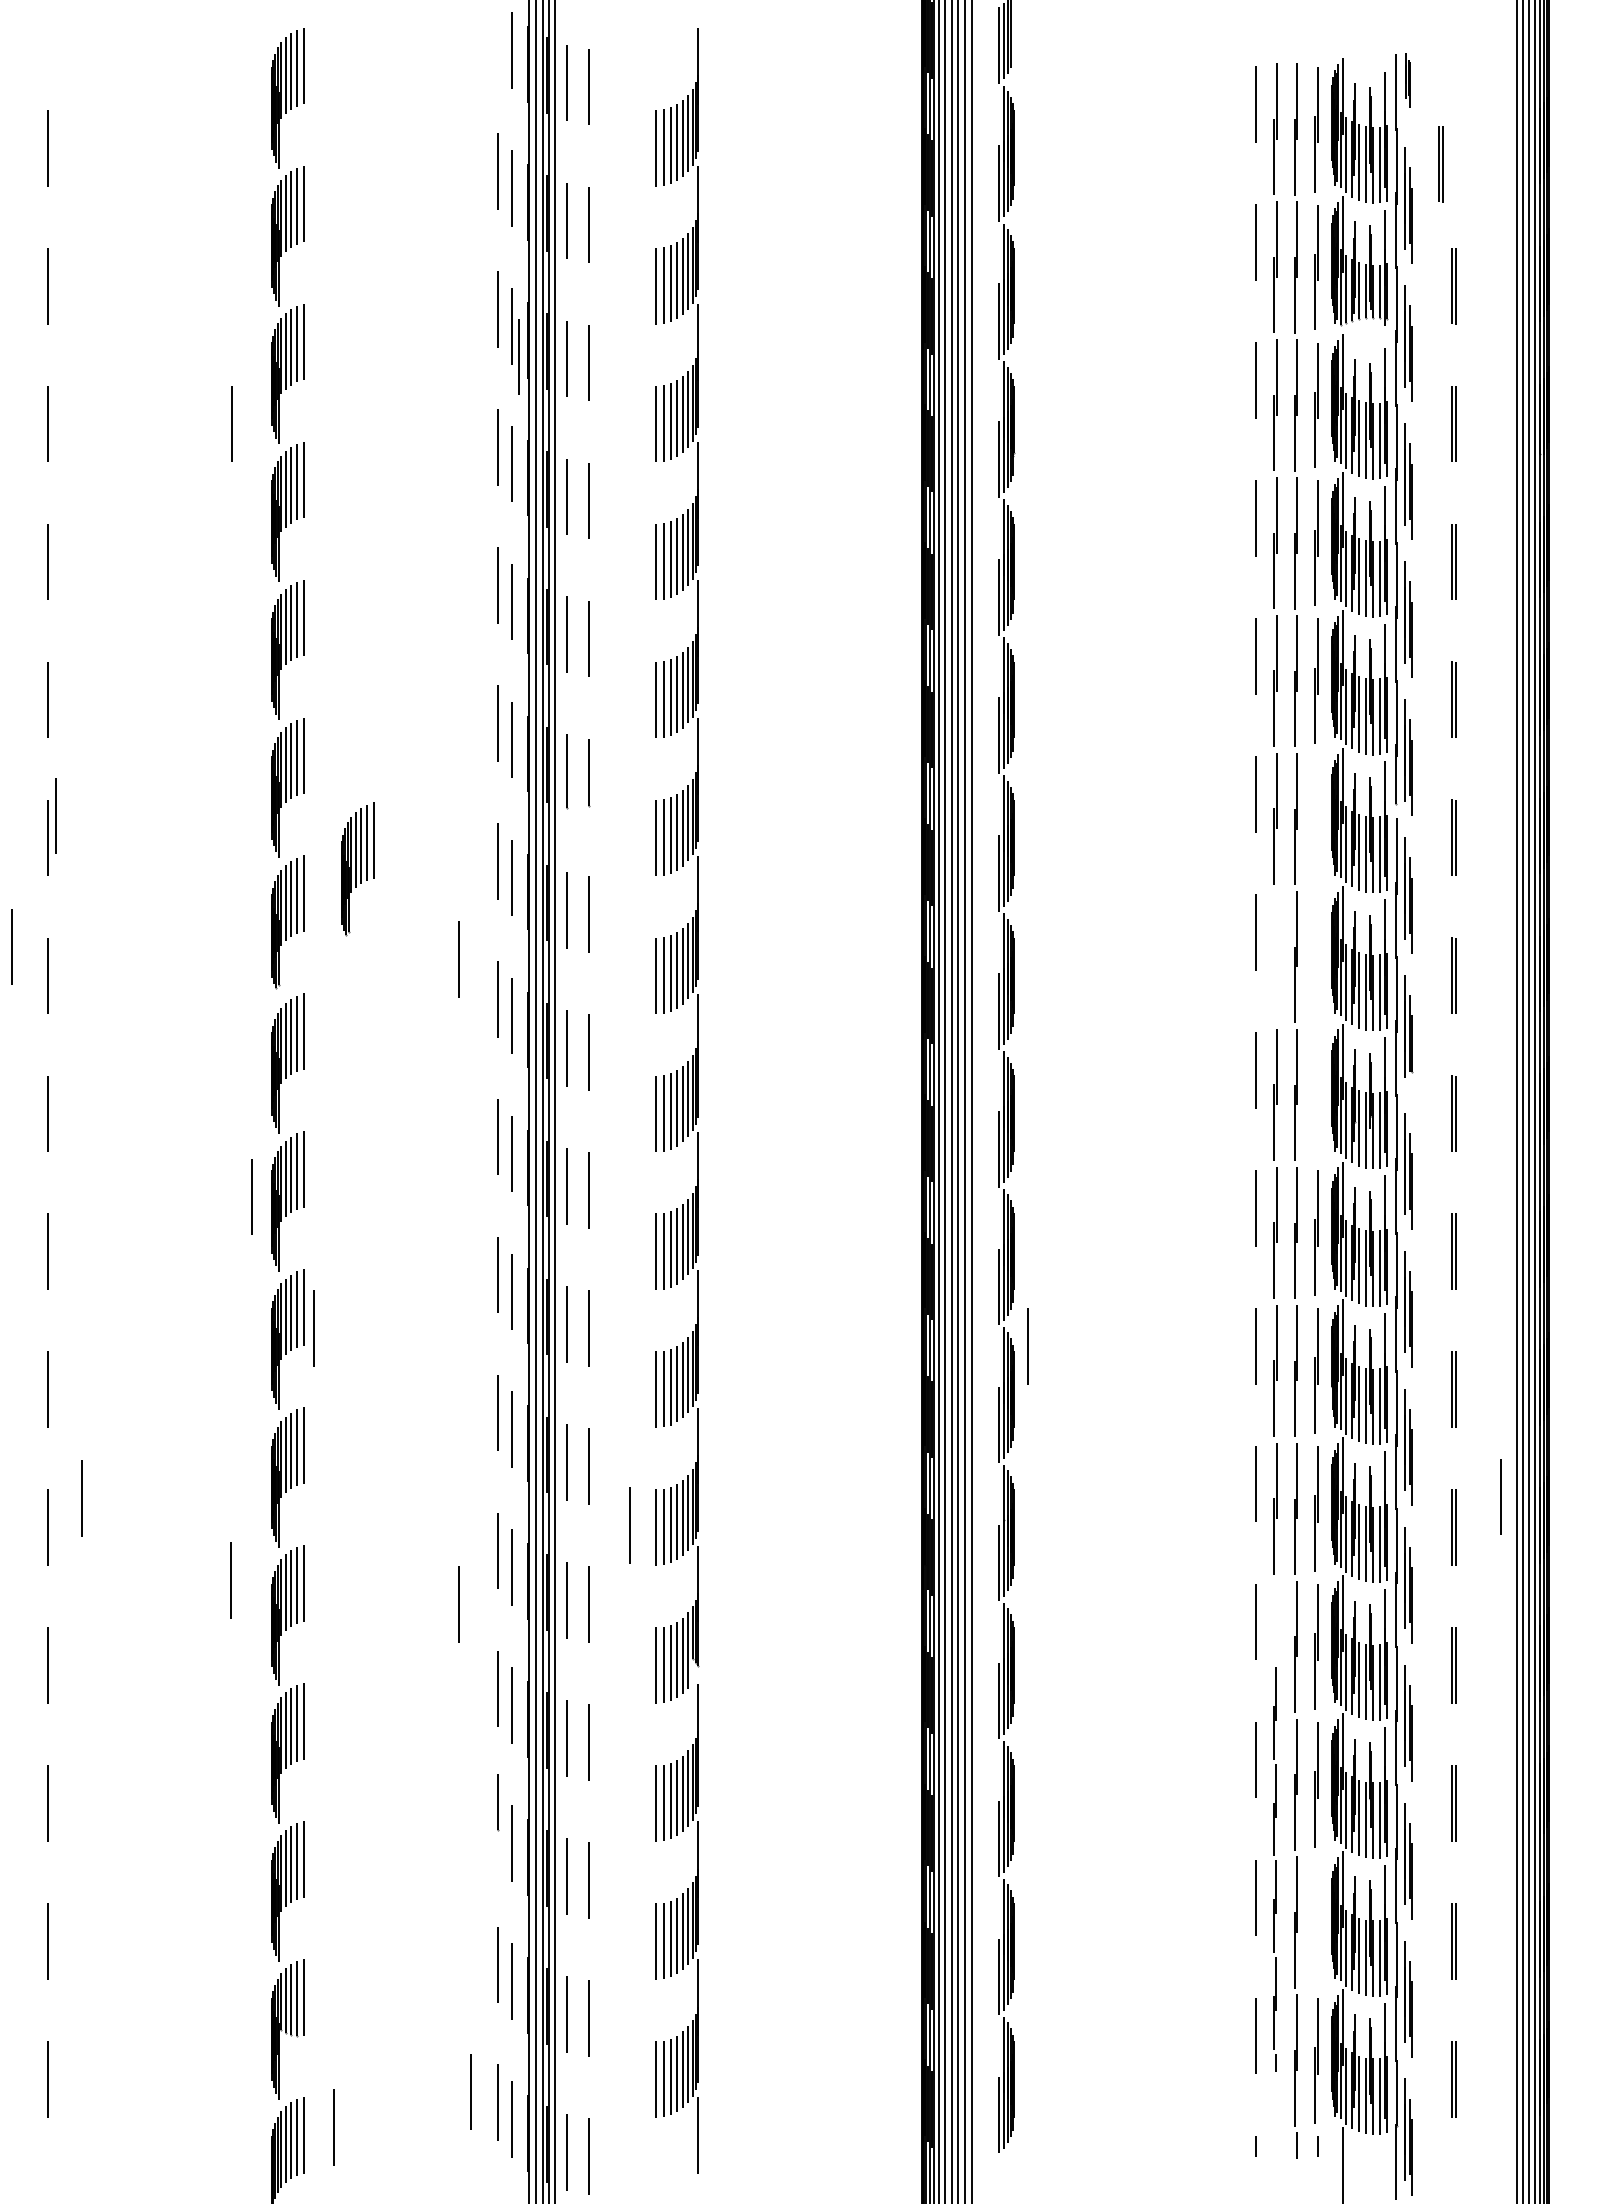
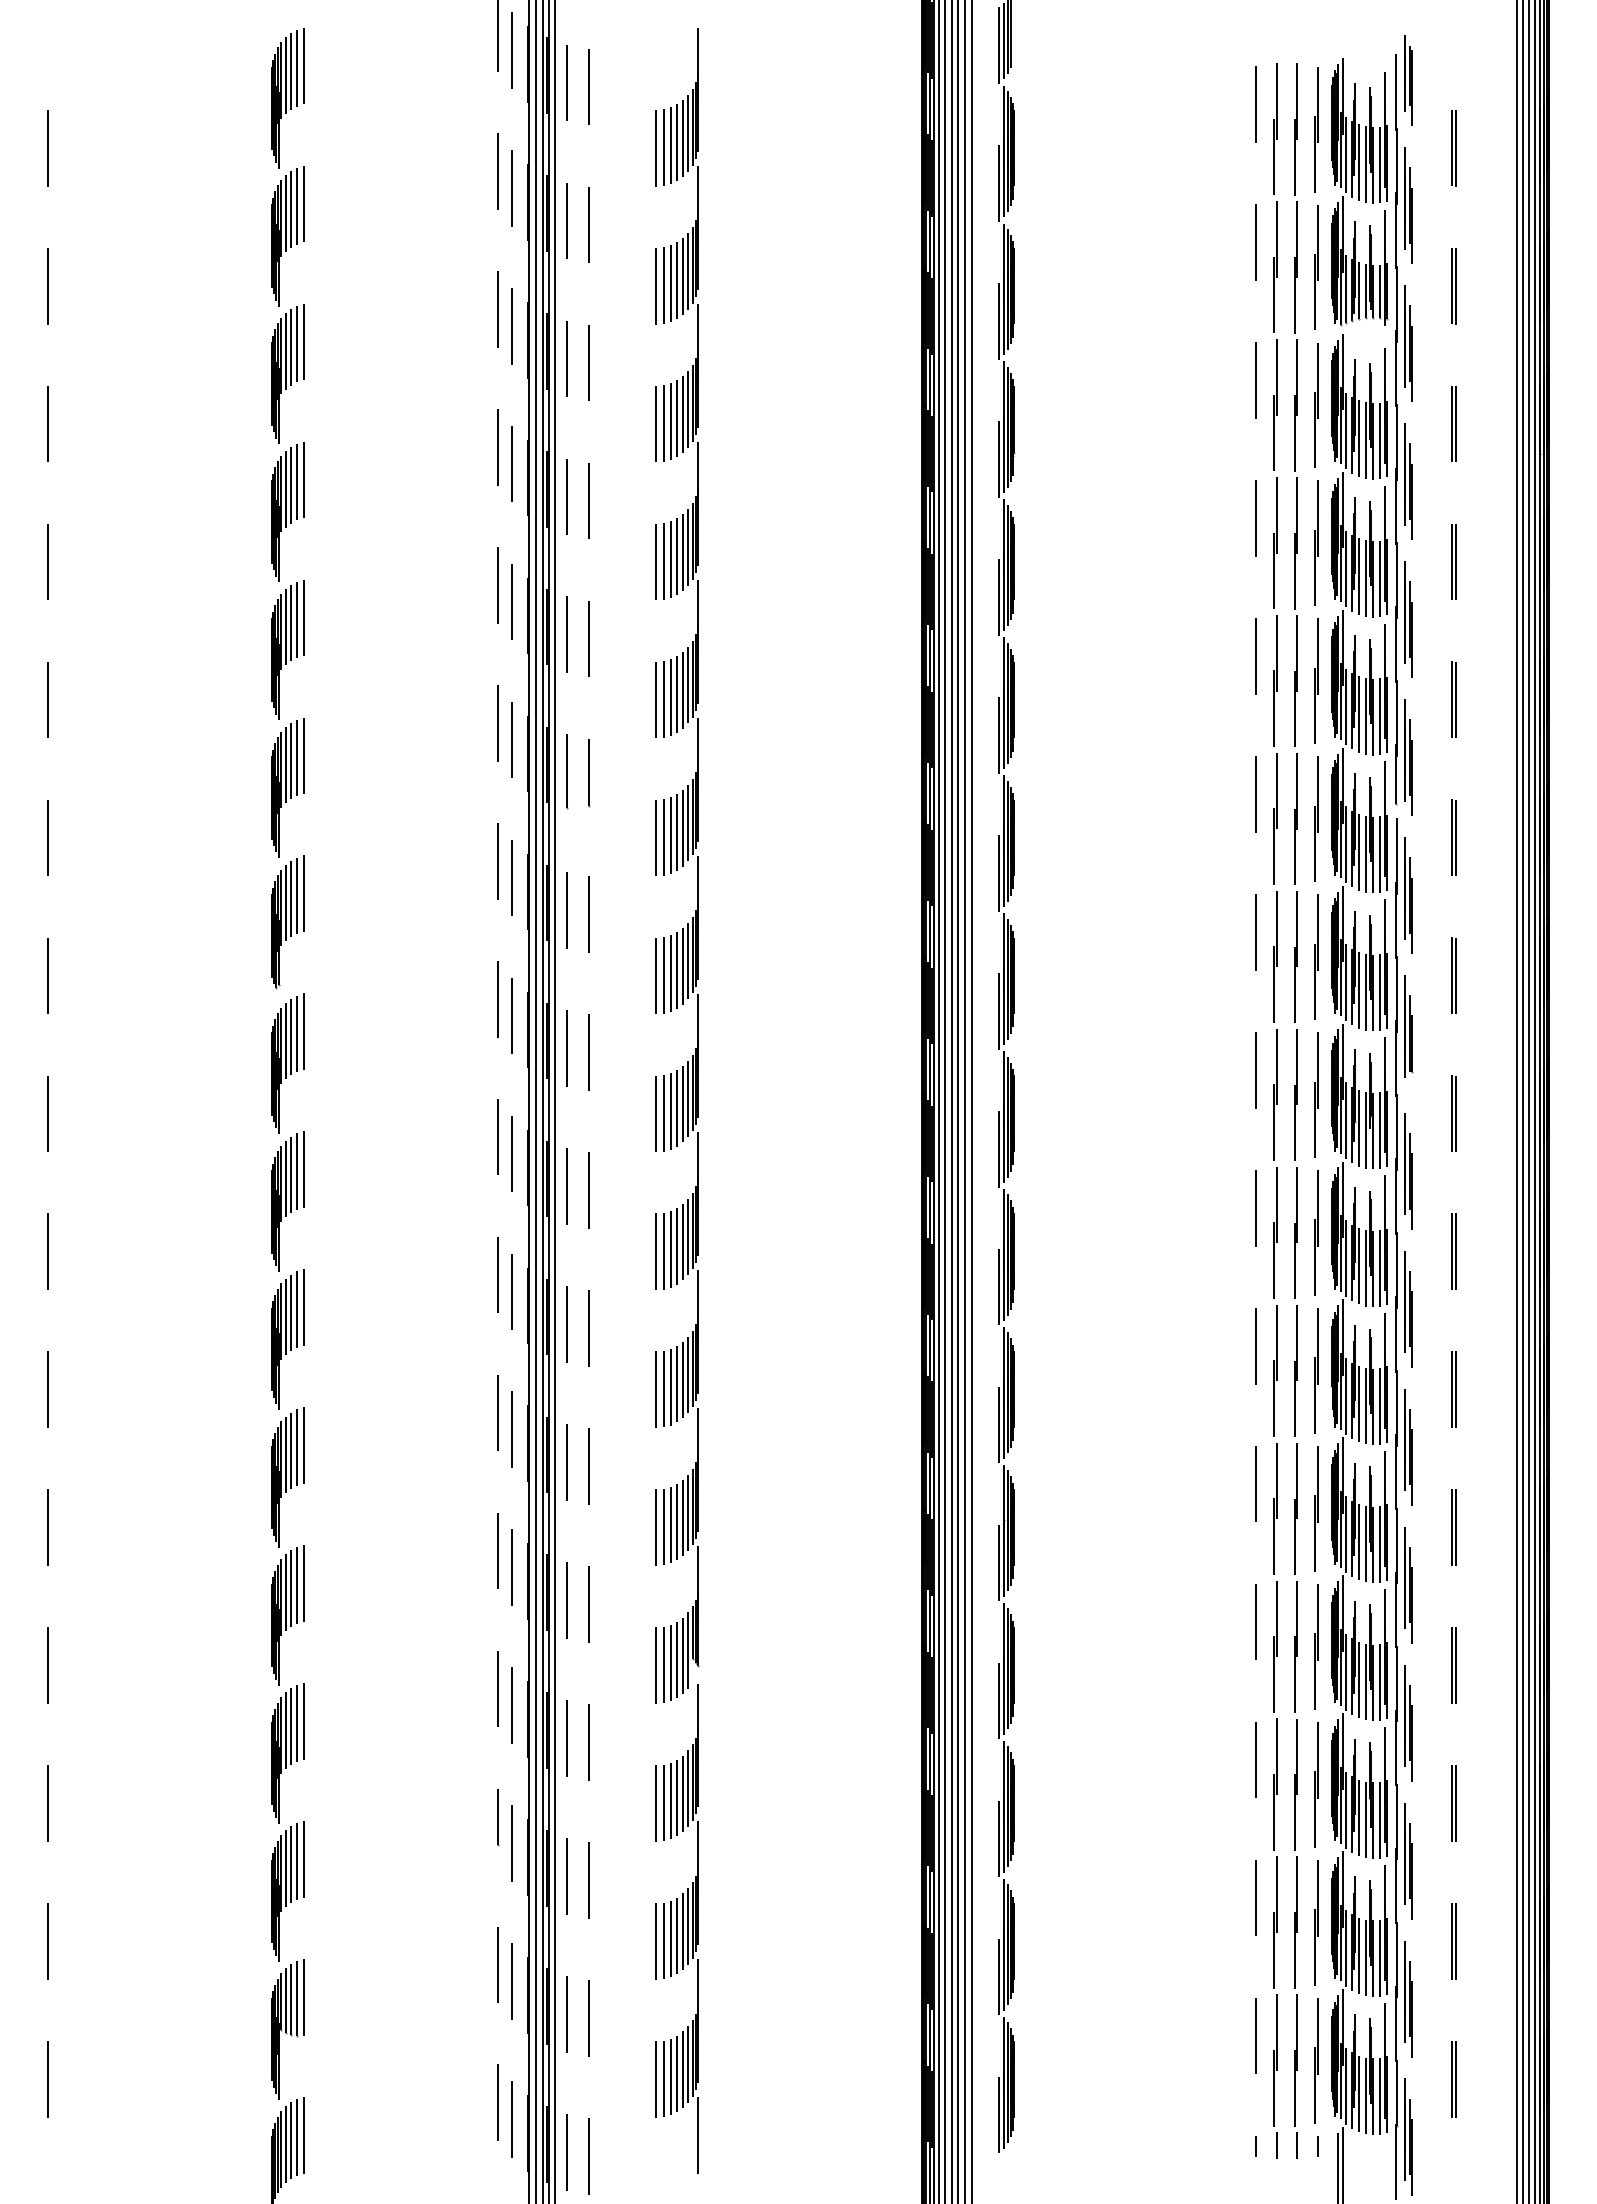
line: none -> present (498, 36)
part size: 6x55 px -> 9x91 px (1408, 80)
part position: (1440, 164) -> (1453, 148) (1453, 148)
line: present -> none (518, 356)
line: present -> none (231, 423)
line: present -> none (55, 815)
part: none -> present (1316, 818)
part: present -> none (357, 869)
line: present -> none (11, 946)
part: none -> present (1275, 956)
part: none -> present (1316, 956)
line: present -> none (458, 959)
part: none -> present (1316, 1094)
line: present -> none (251, 1196)
line: present -> none (313, 1328)
line: present -> none (1027, 1346)
line: present -> none (1500, 1496)
line: present -> none (81, 1498)
line: present -> none (629, 1525)
line: present -> none (230, 1580)
line: present -> none (458, 1604)
line position: (498, 1802) -> (498, 1817) (498, 1817)
part size: 4x405 px -> 5x578 px (1275, 1869)
part: none -> present (1316, 1922)
line: present -> none (470, 2091)
line: present -> none (333, 2127)
line: none -> present (1338, 2166)
